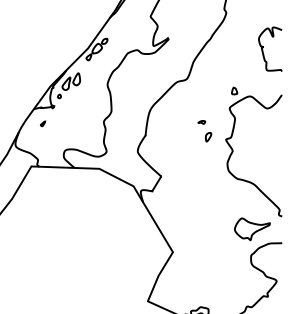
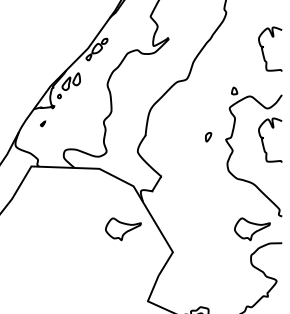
part: present -> none (201, 122)
curve: none -> present (263, 139)
part: none -> present (123, 229)
